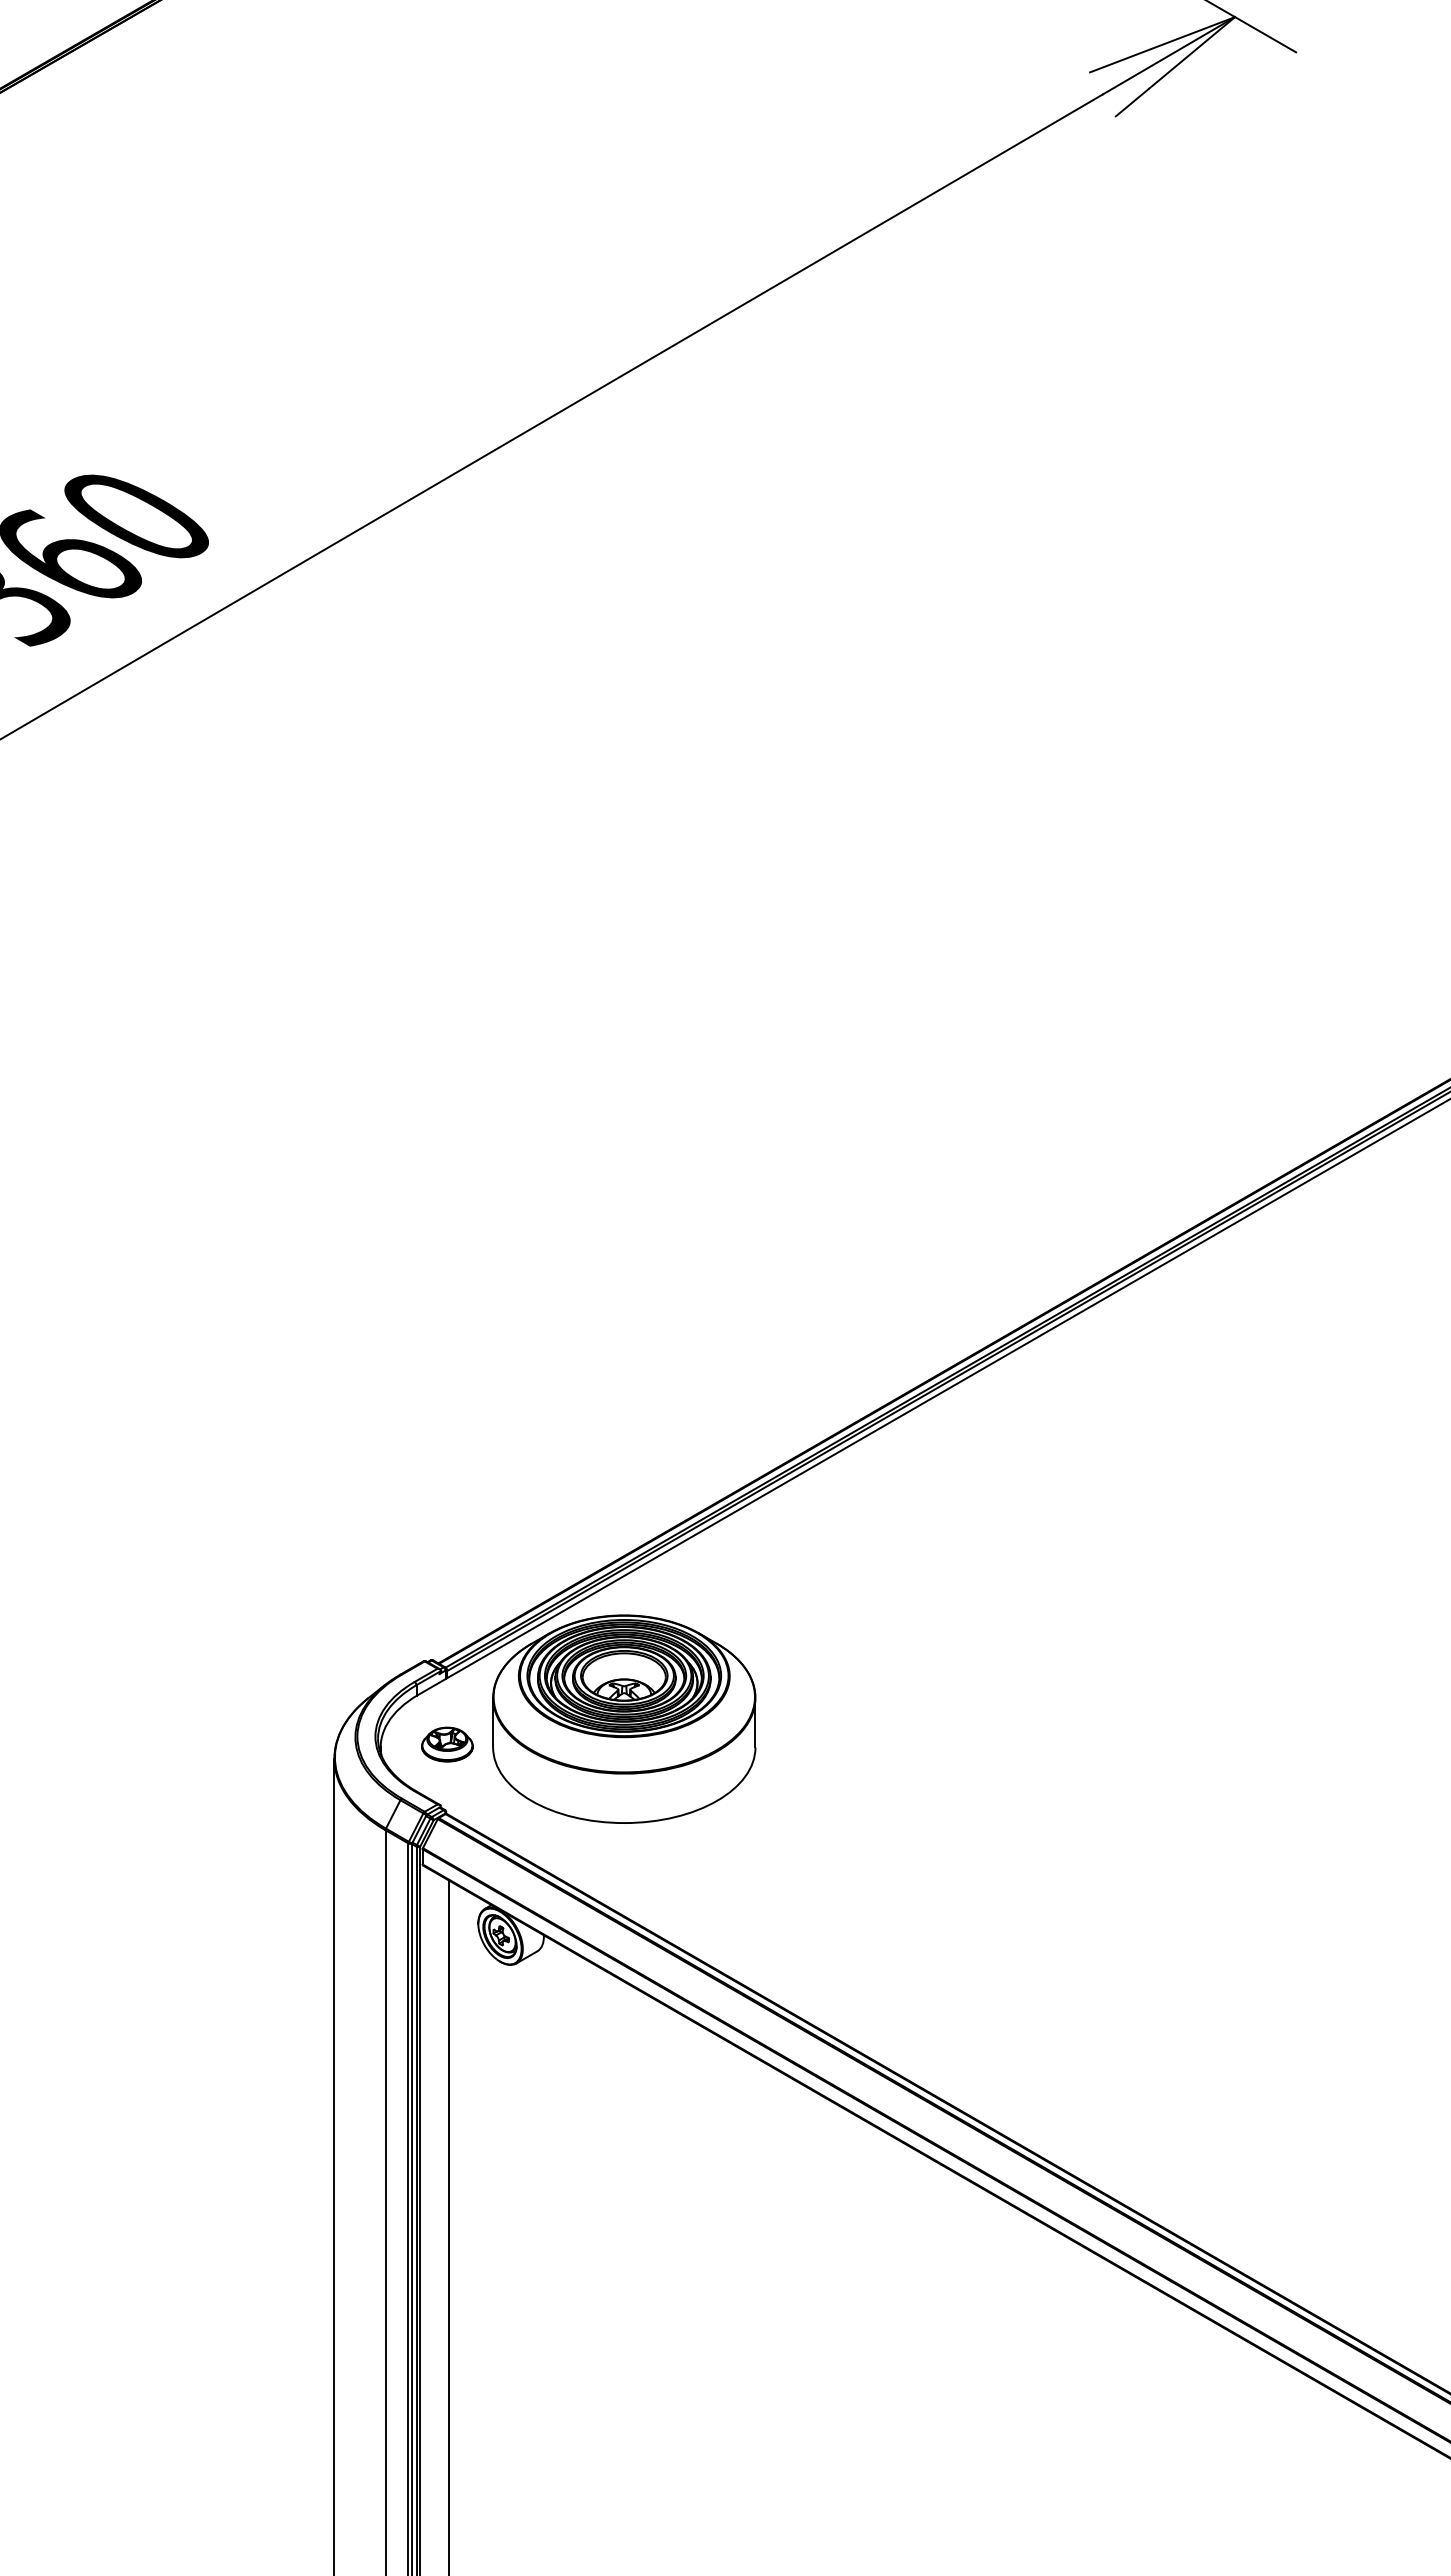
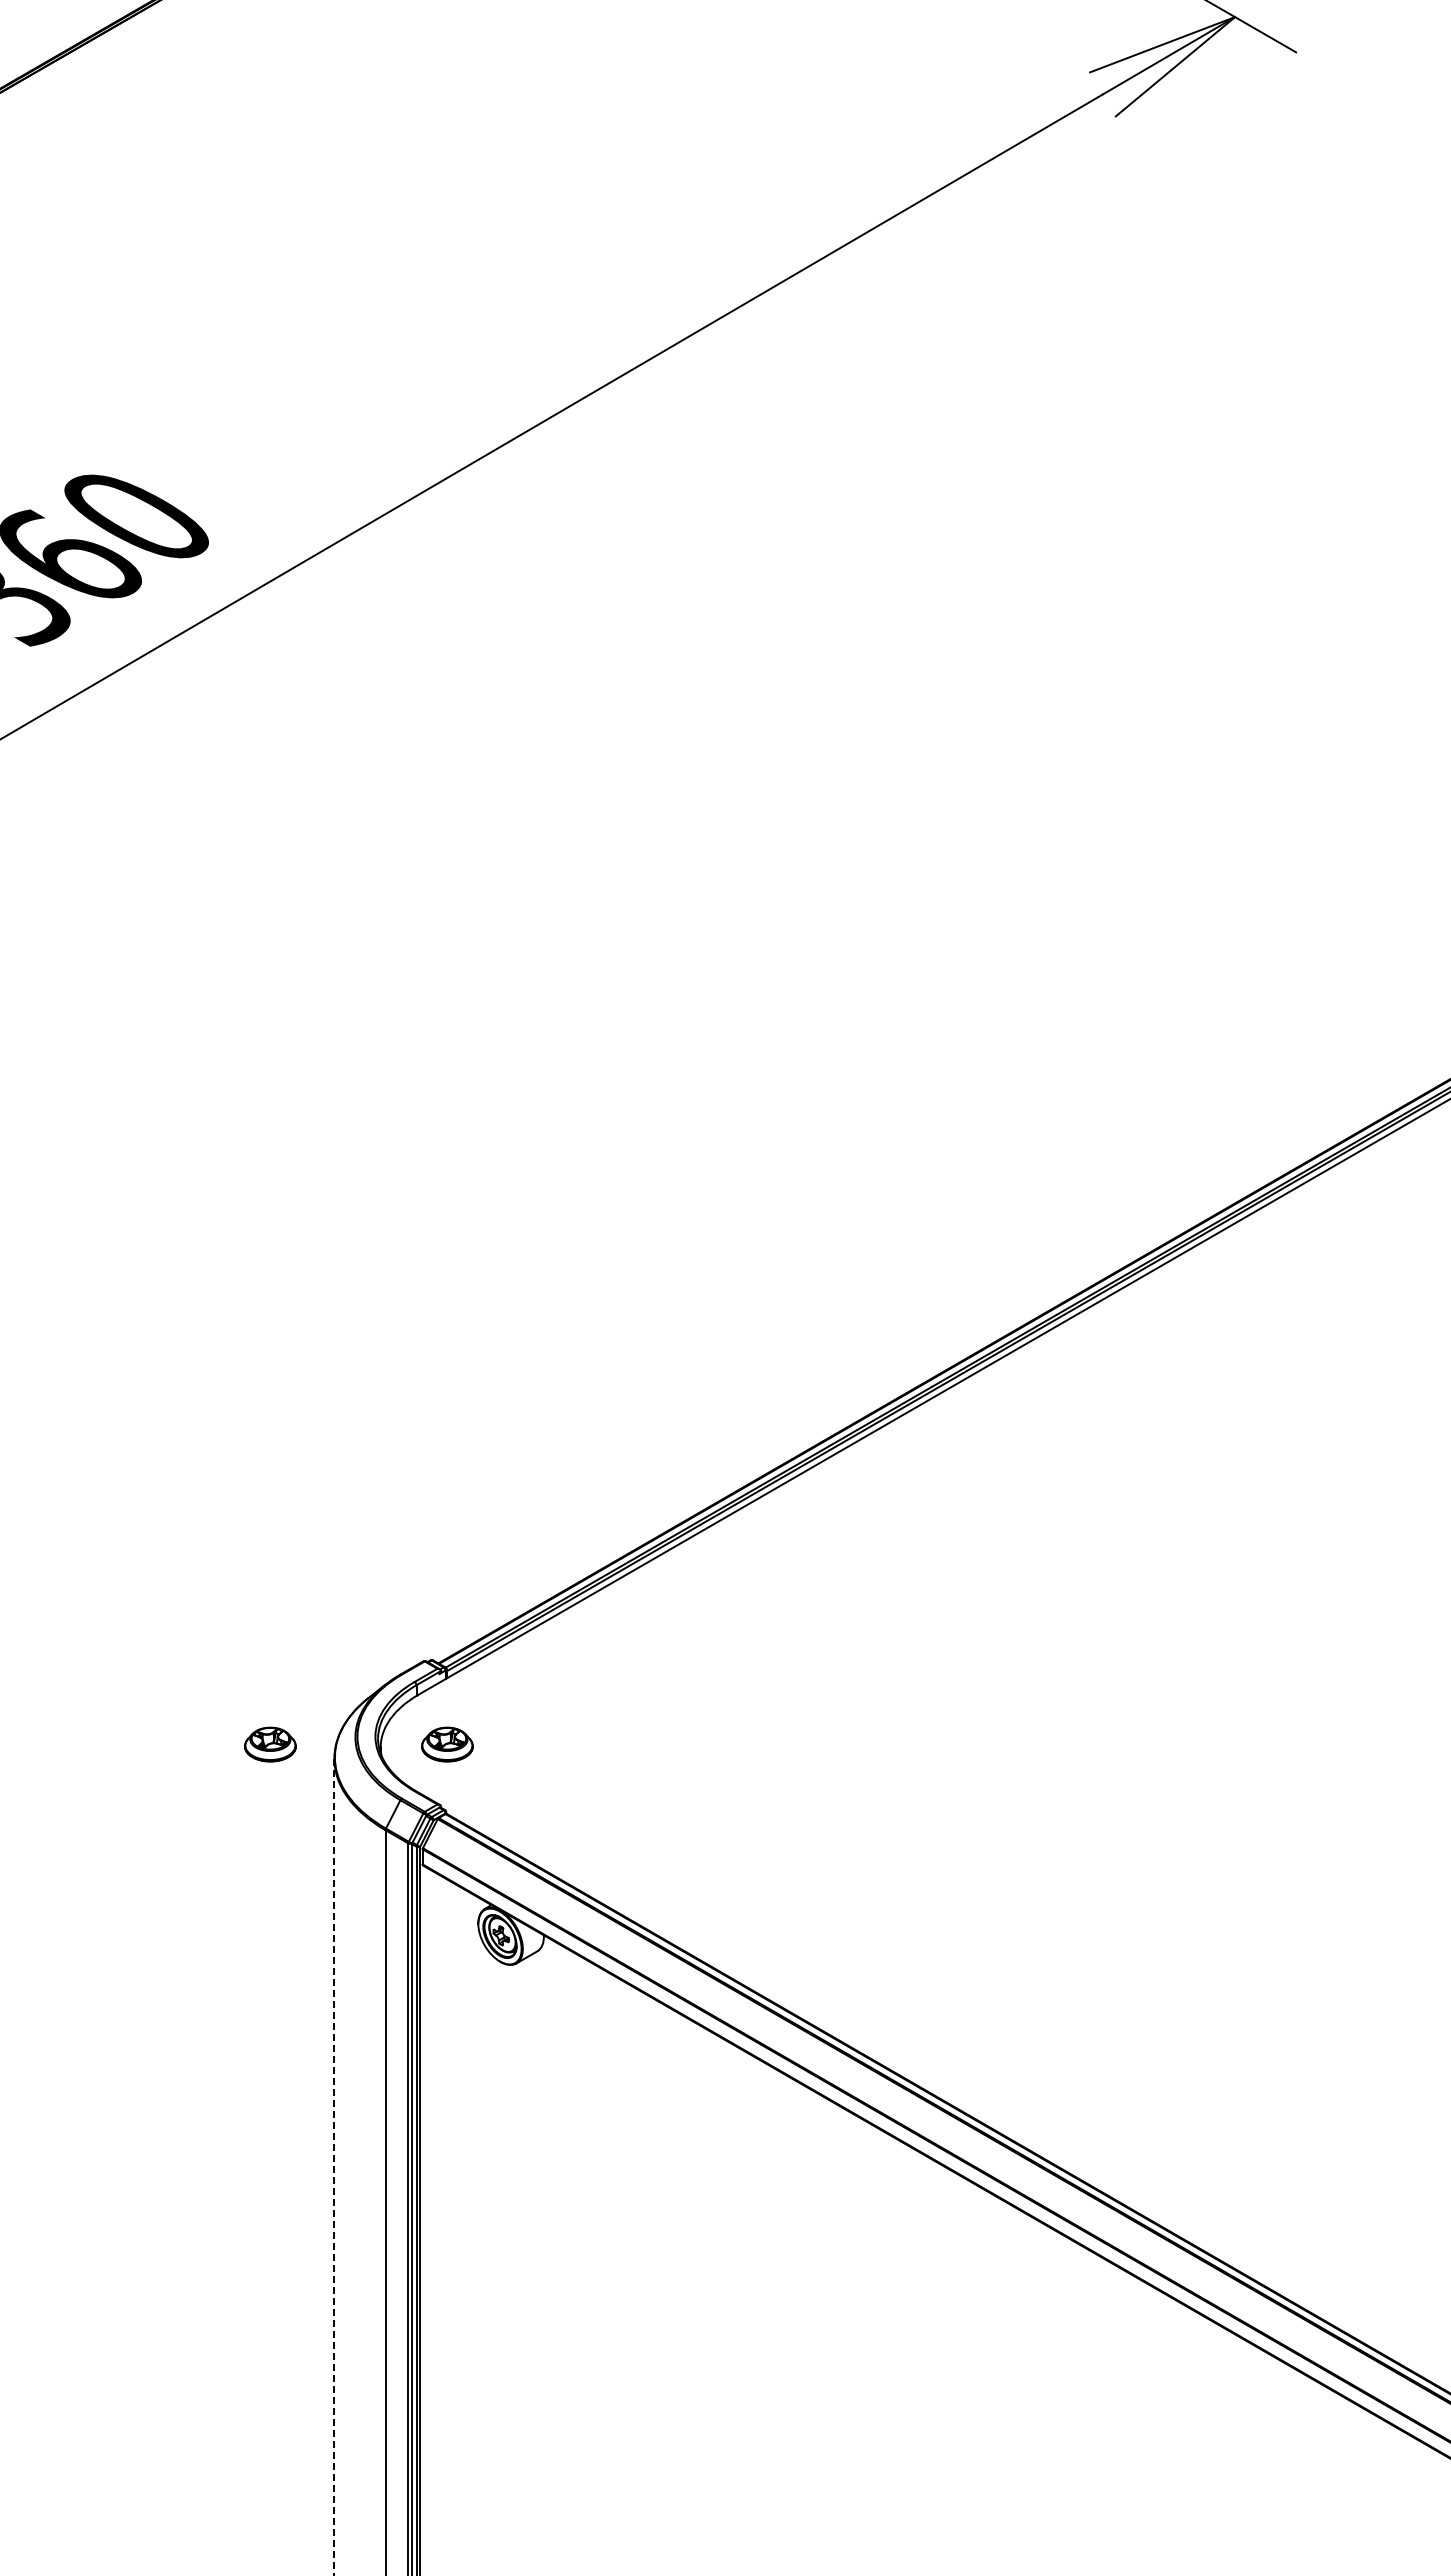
part: present -> none (624, 1718)
part: none -> present (270, 1744)
line: solid -> dashed (334, 2167)
line: present -> none (448, 2226)
